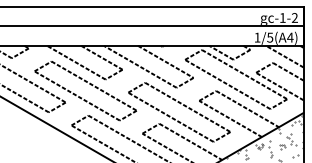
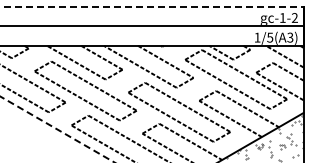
line: solid -> dashed (152, 6)
text: 1/5(A4) -> 1/5(A3) (290, 37)
line: solid -> dashed (58, 129)
